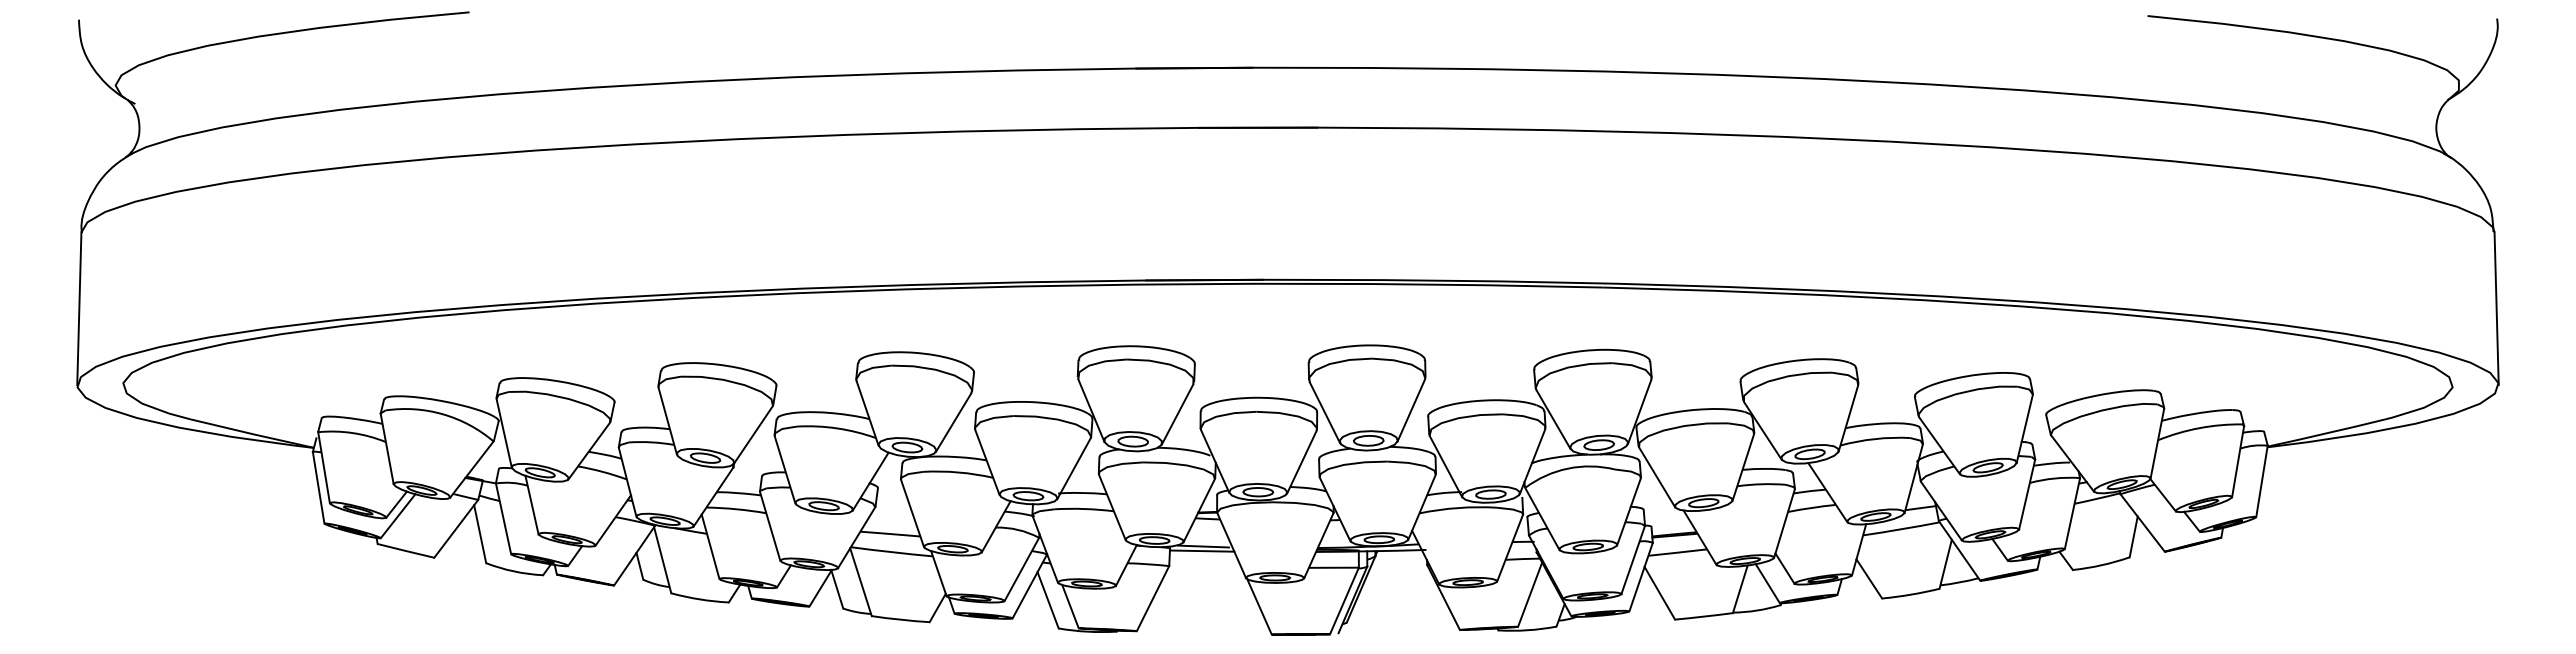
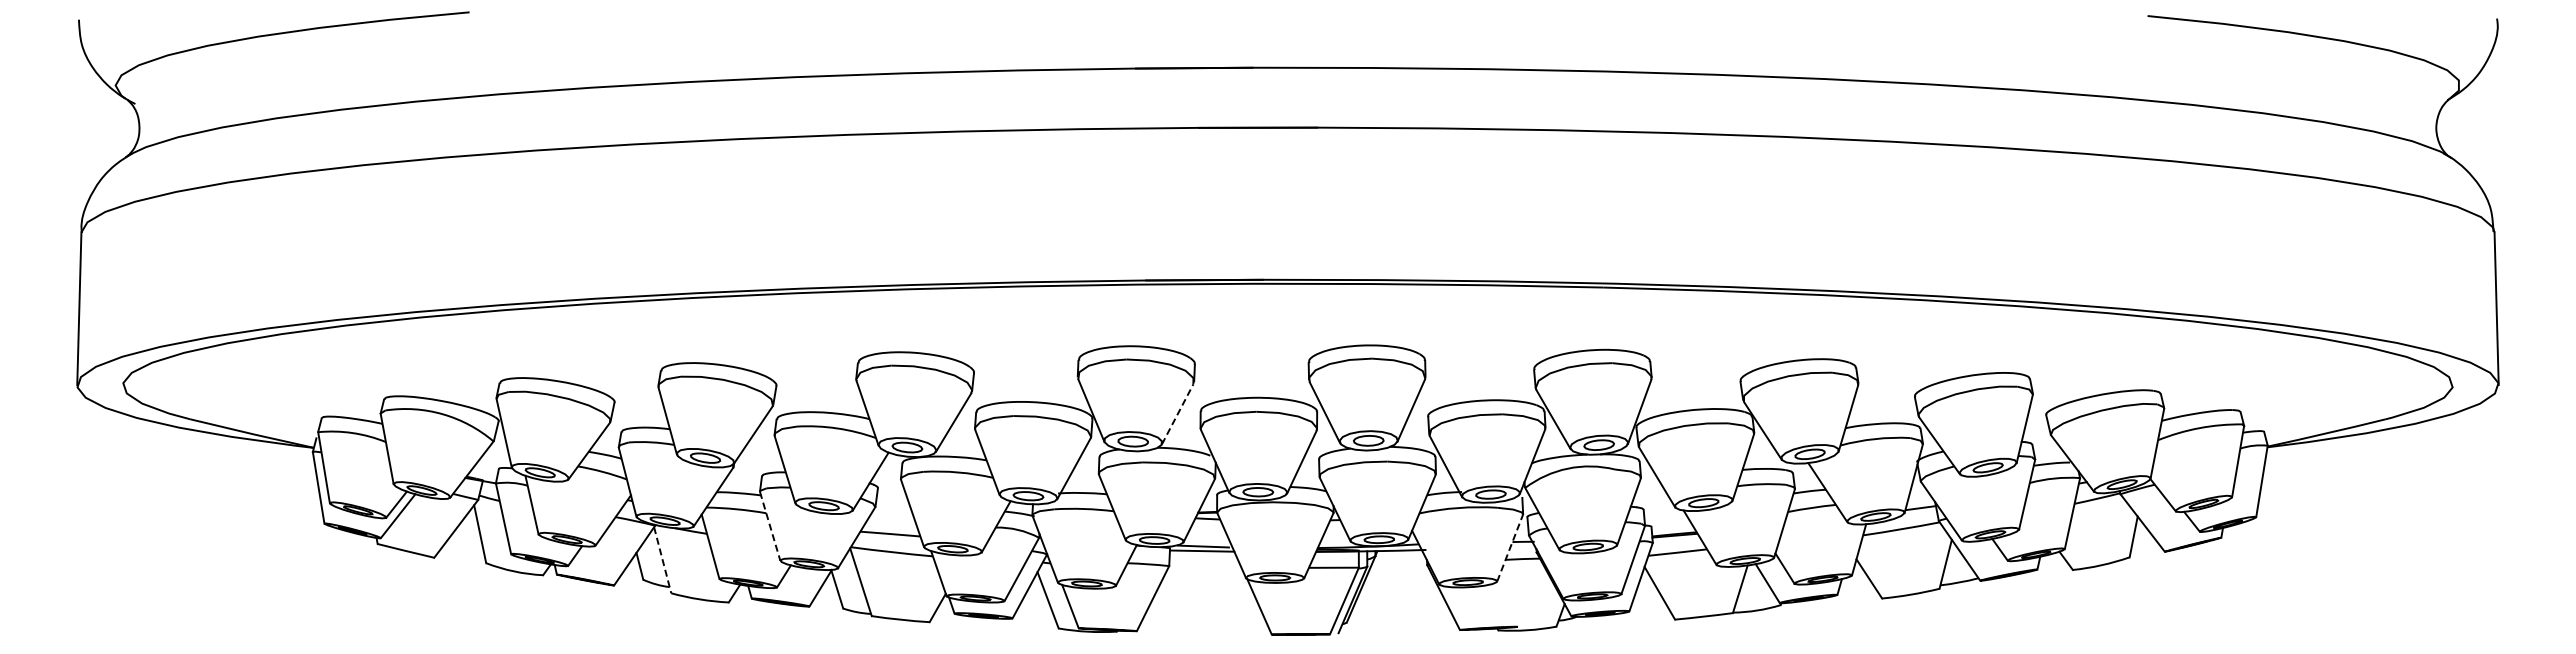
line: solid -> dashed (1177, 414)
line: solid -> dashed (770, 526)
line: solid -> dashed (1510, 548)
line: solid -> dashed (662, 560)
line: present -> none (1530, 594)
